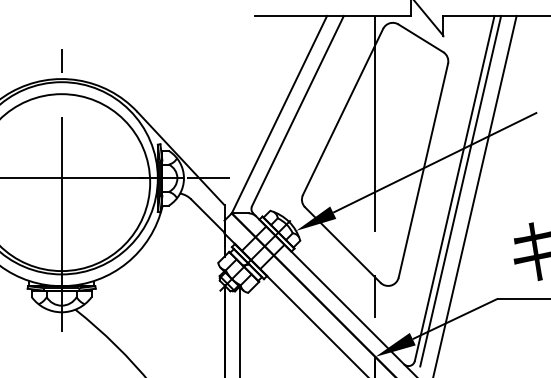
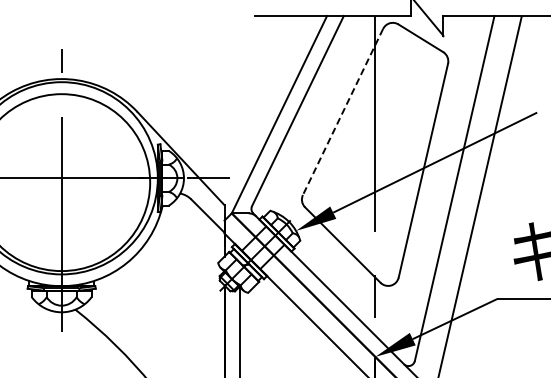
line: solid -> dashed (342, 112)
line: present -> none (460, 190)
line position: (474, 194) -> (480, 195) (480, 195)
